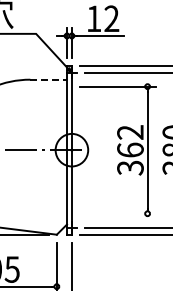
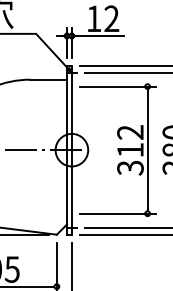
line: dashed -> solid (49, 79)
text: 362 -> 312 (130, 149)
line: none -> present (117, 213)
